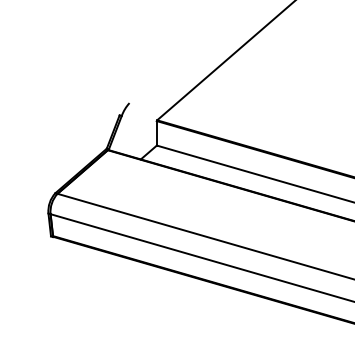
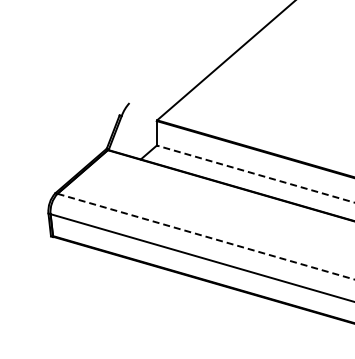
line: solid -> dashed (255, 174)
line: solid -> dashed (206, 236)
